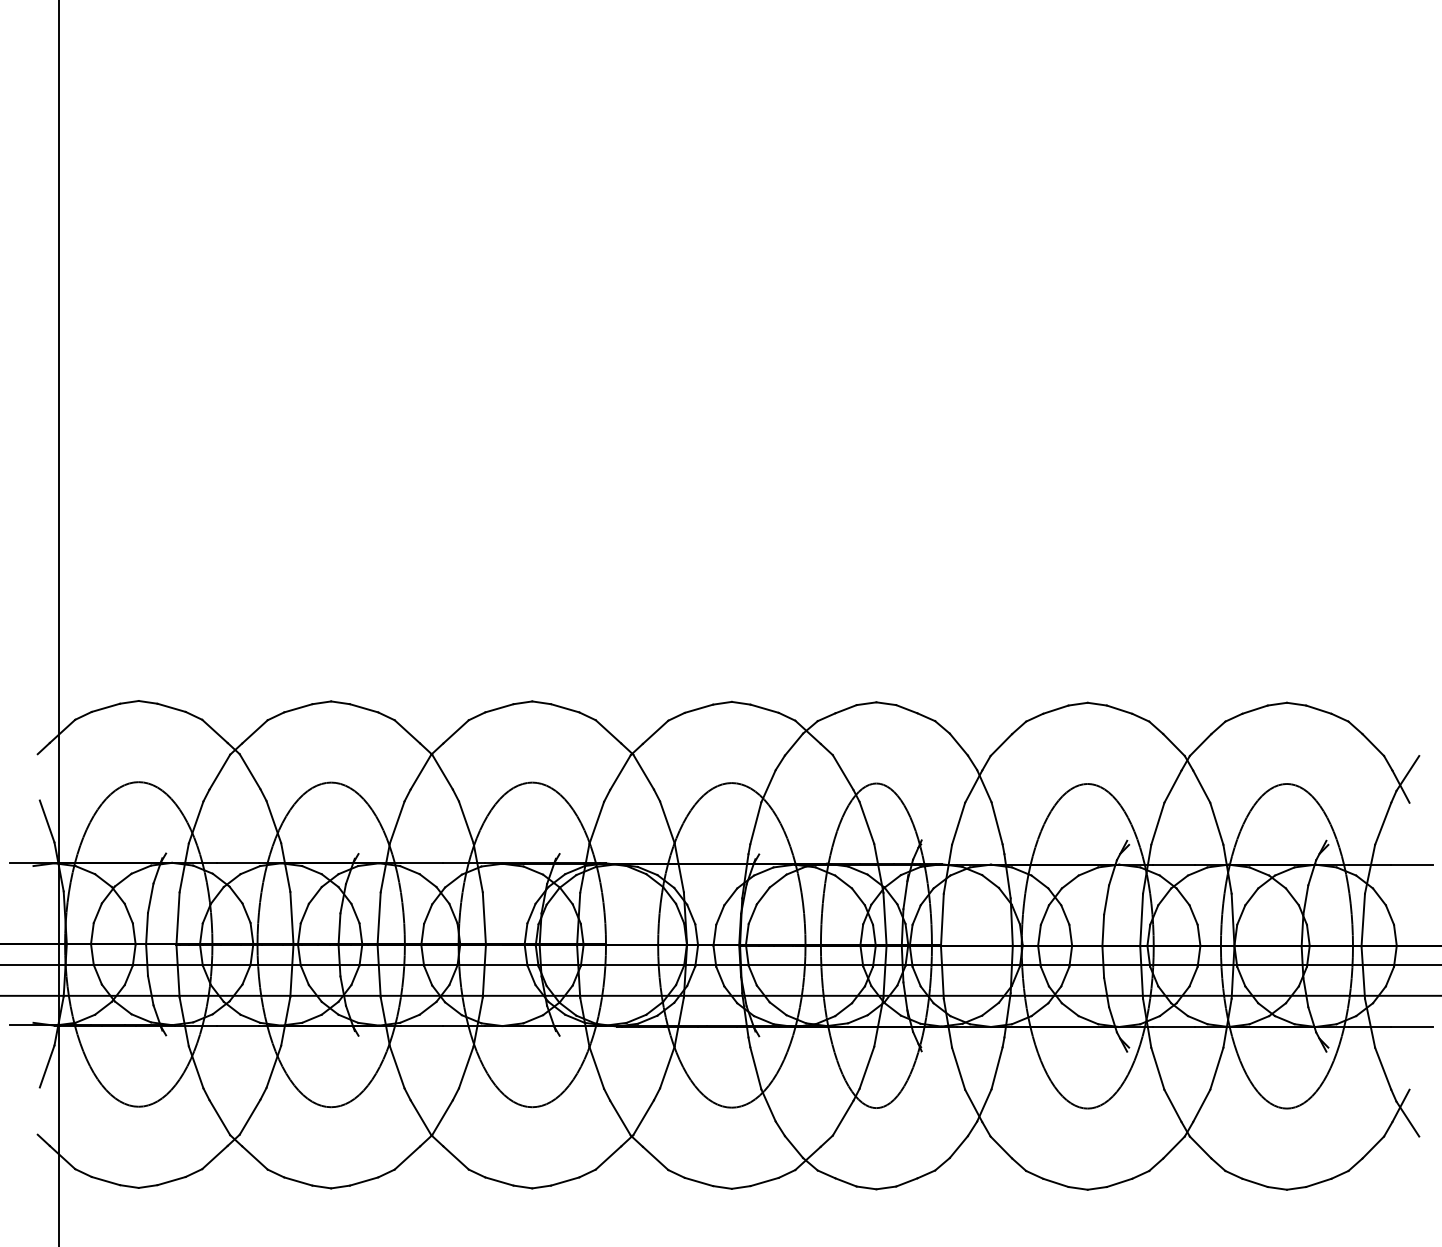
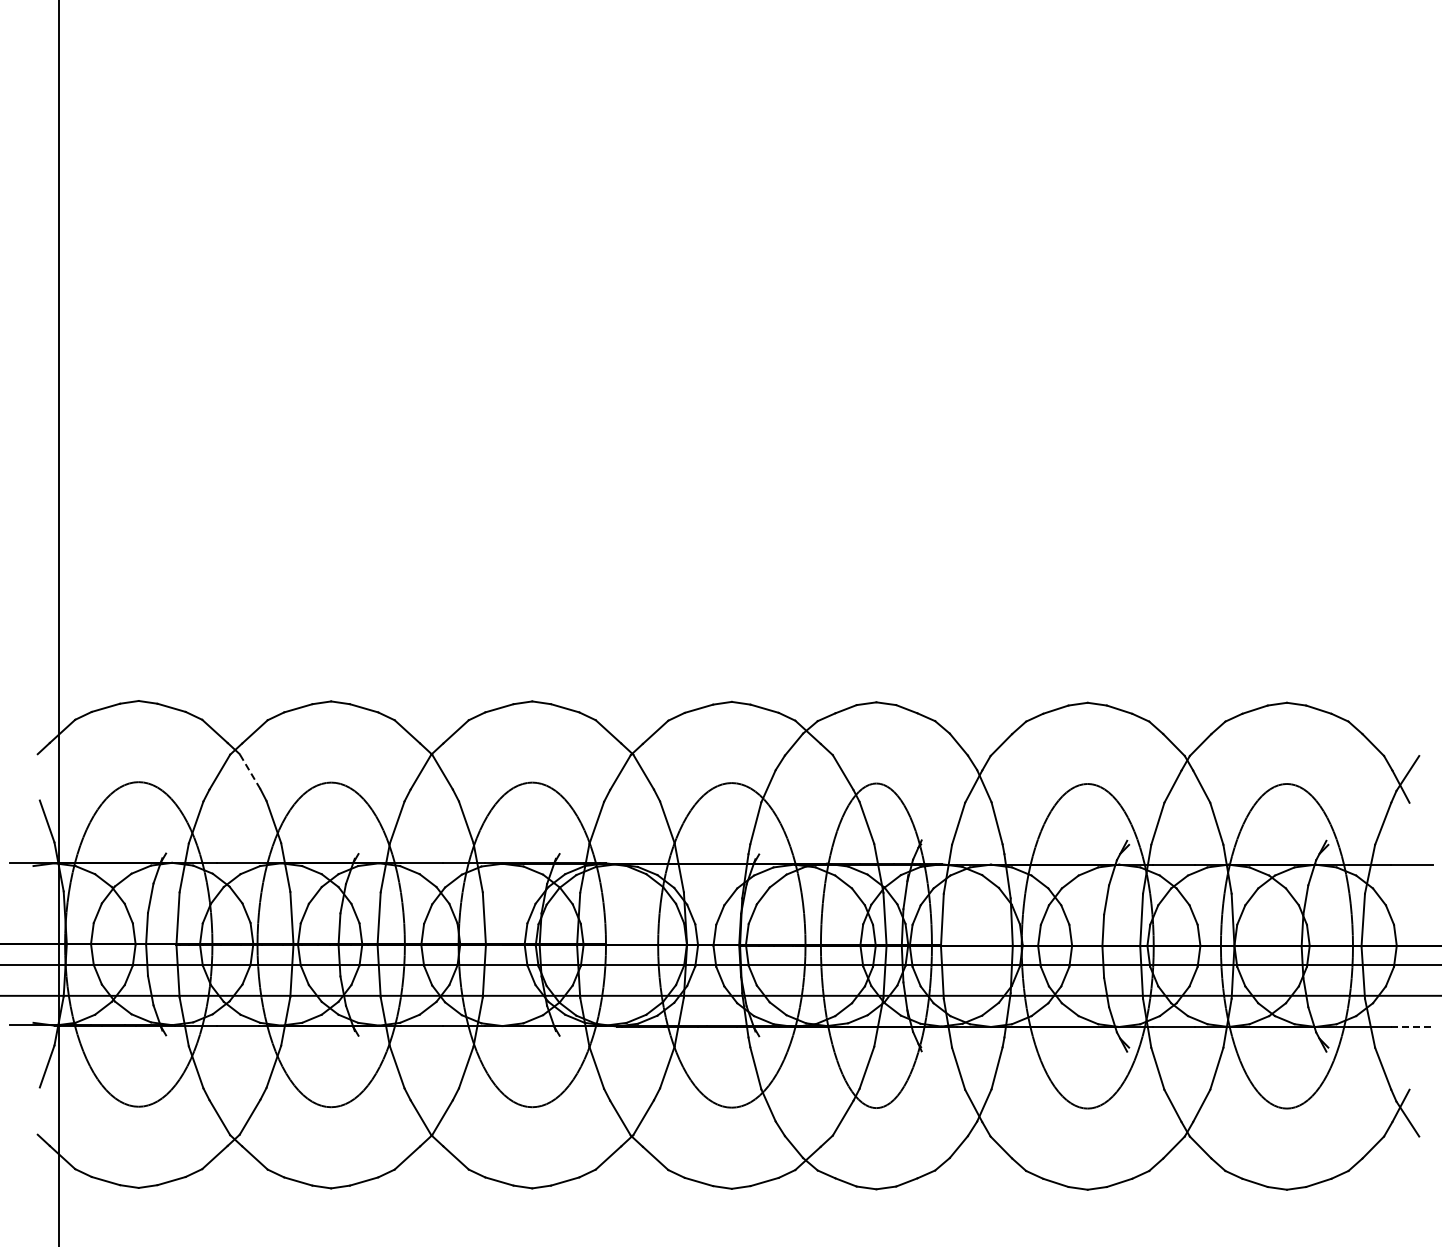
line: solid -> dashed (249, 771)
line: solid -> dashed (1412, 1026)
